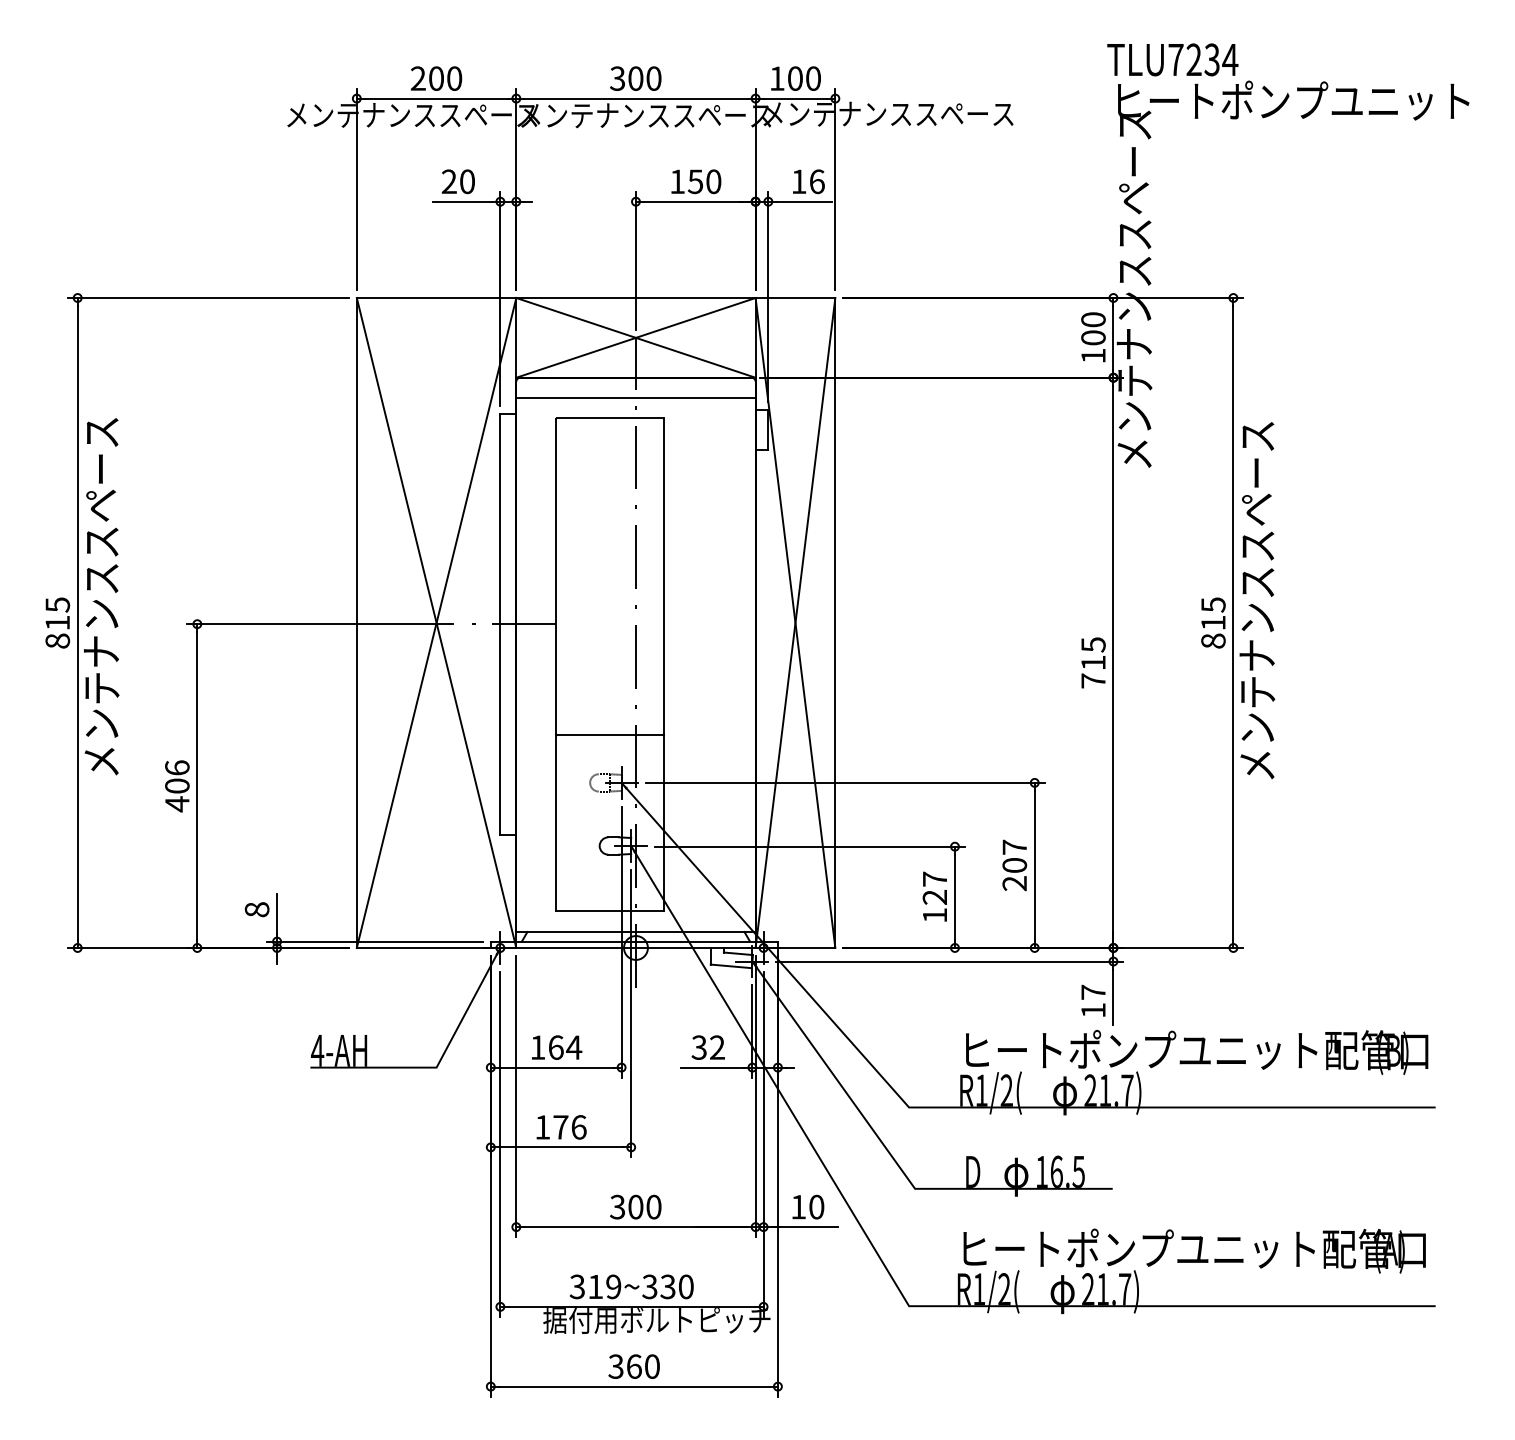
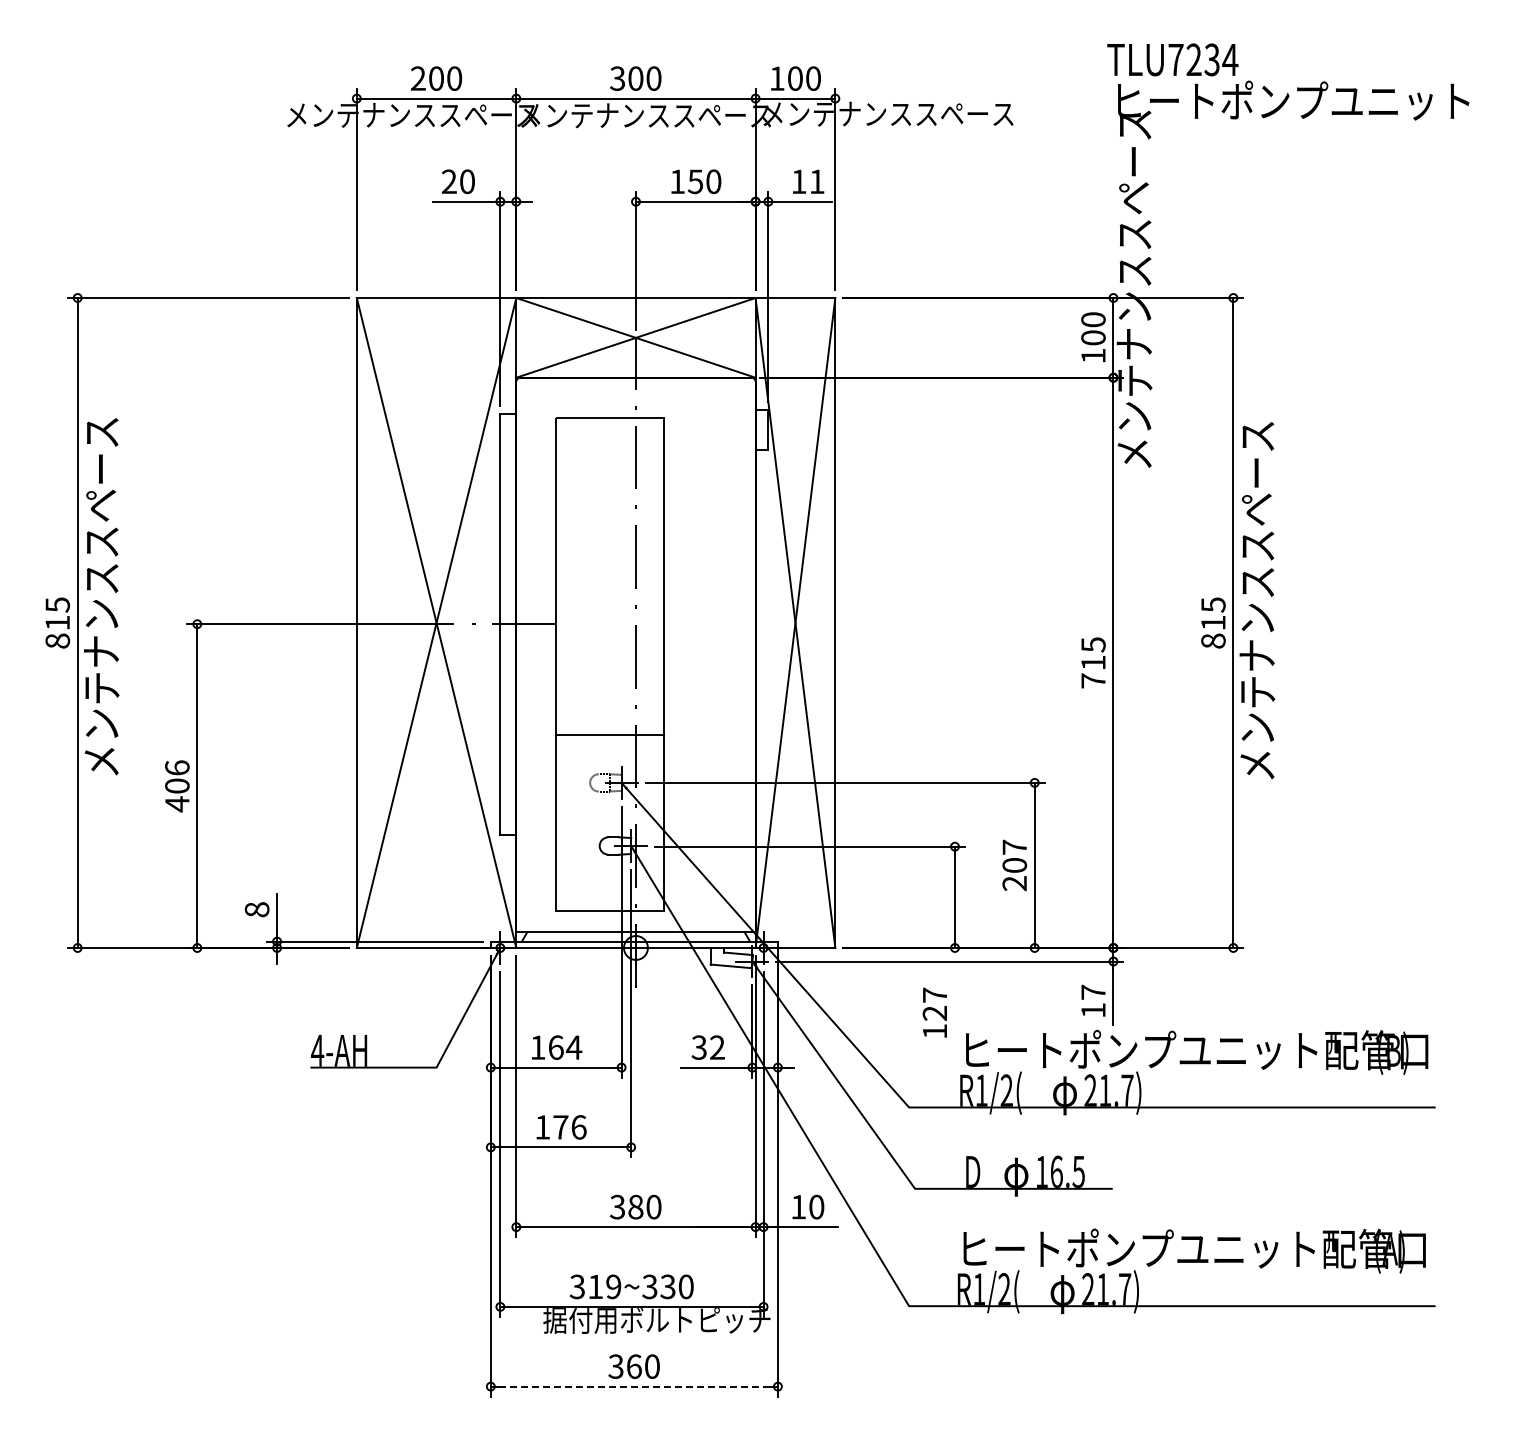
text: 16 -> 11 (817, 181)
line: present -> none (635, 397)
text position: (934, 896) -> (934, 1012) (934, 1012)
text: 300 -> 380 (635, 1207)
line: solid -> dashed (634, 1386)
